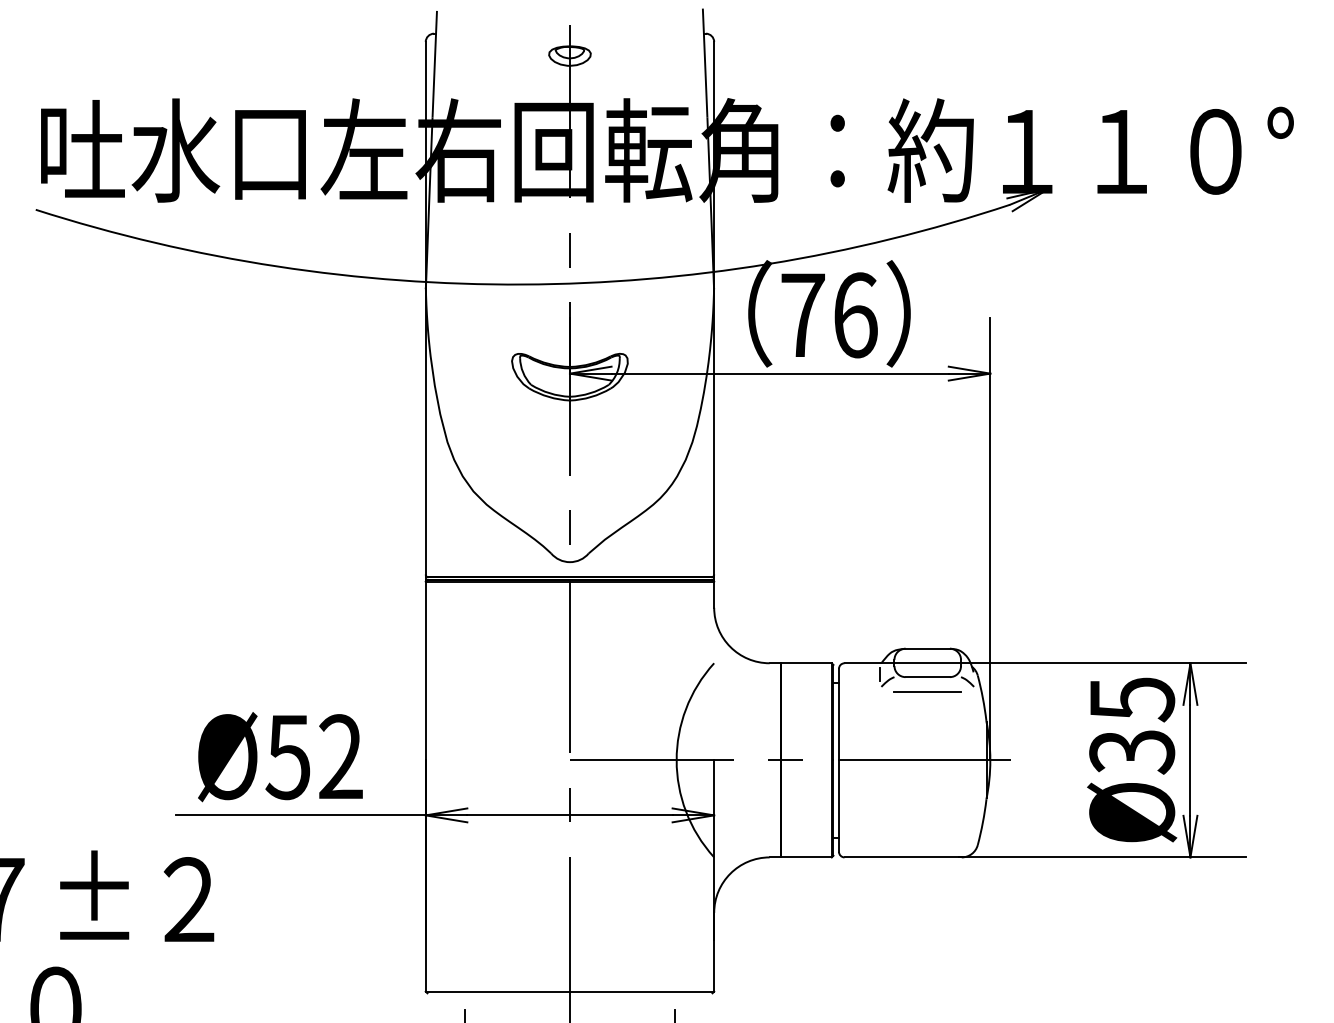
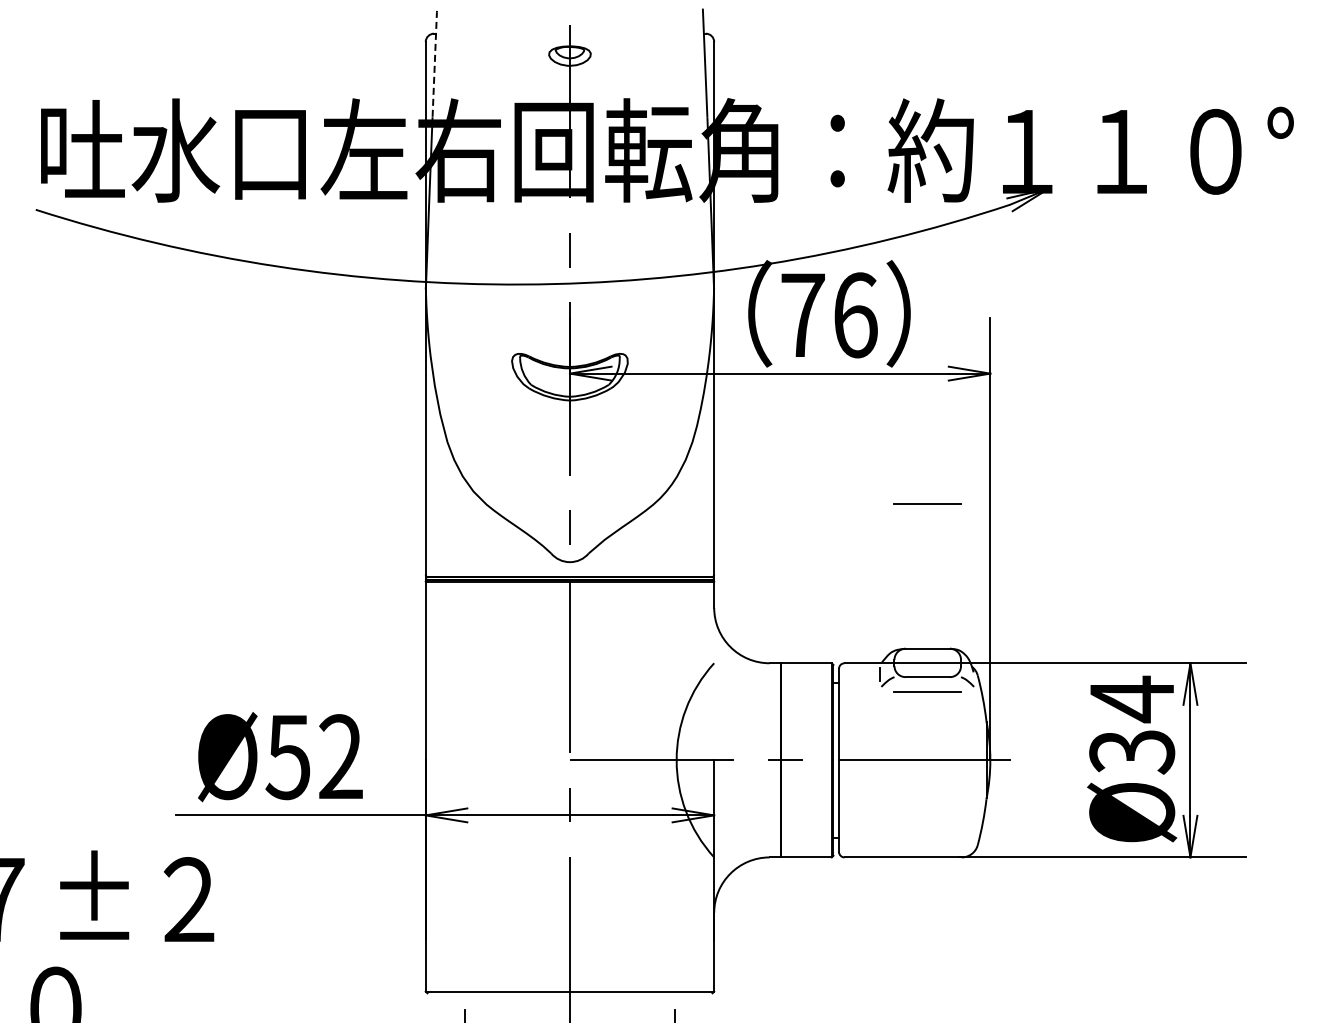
line: solid -> dashed (434, 63)
line: none -> present (927, 503)
text: Ø35 -> Ø34 (1132, 699)
